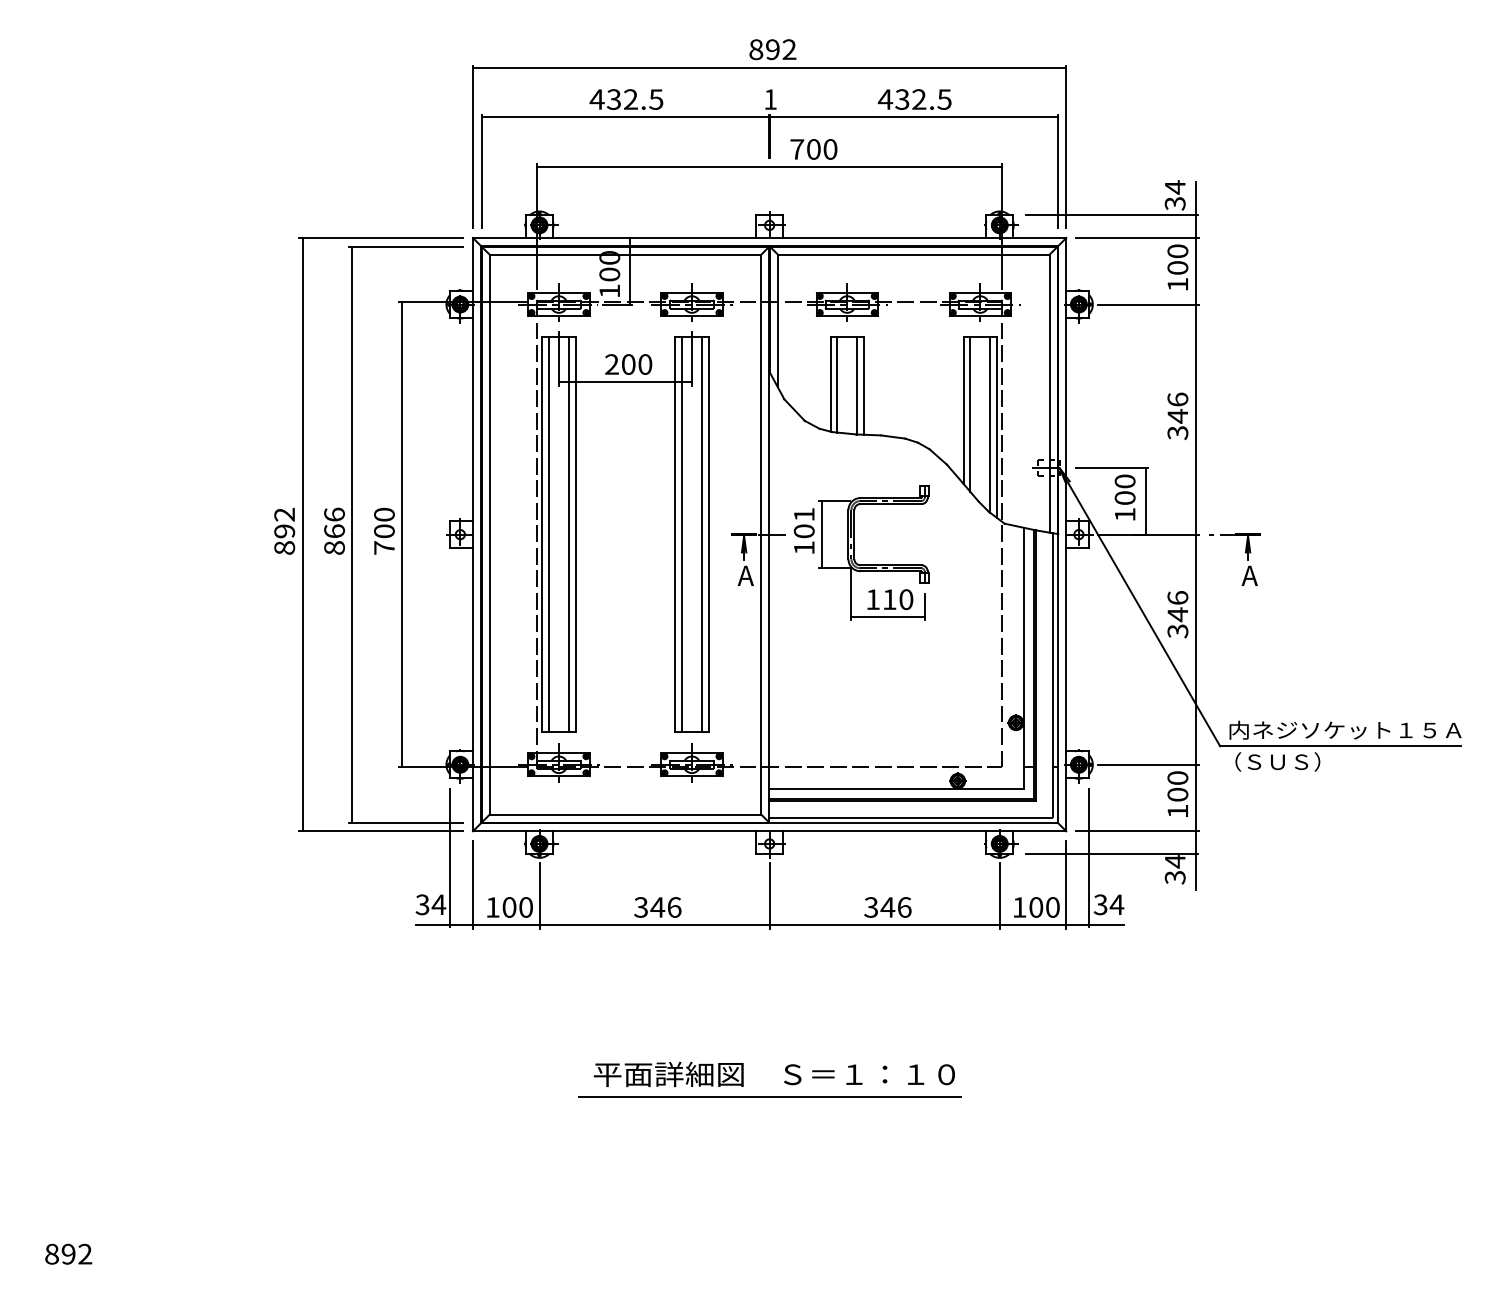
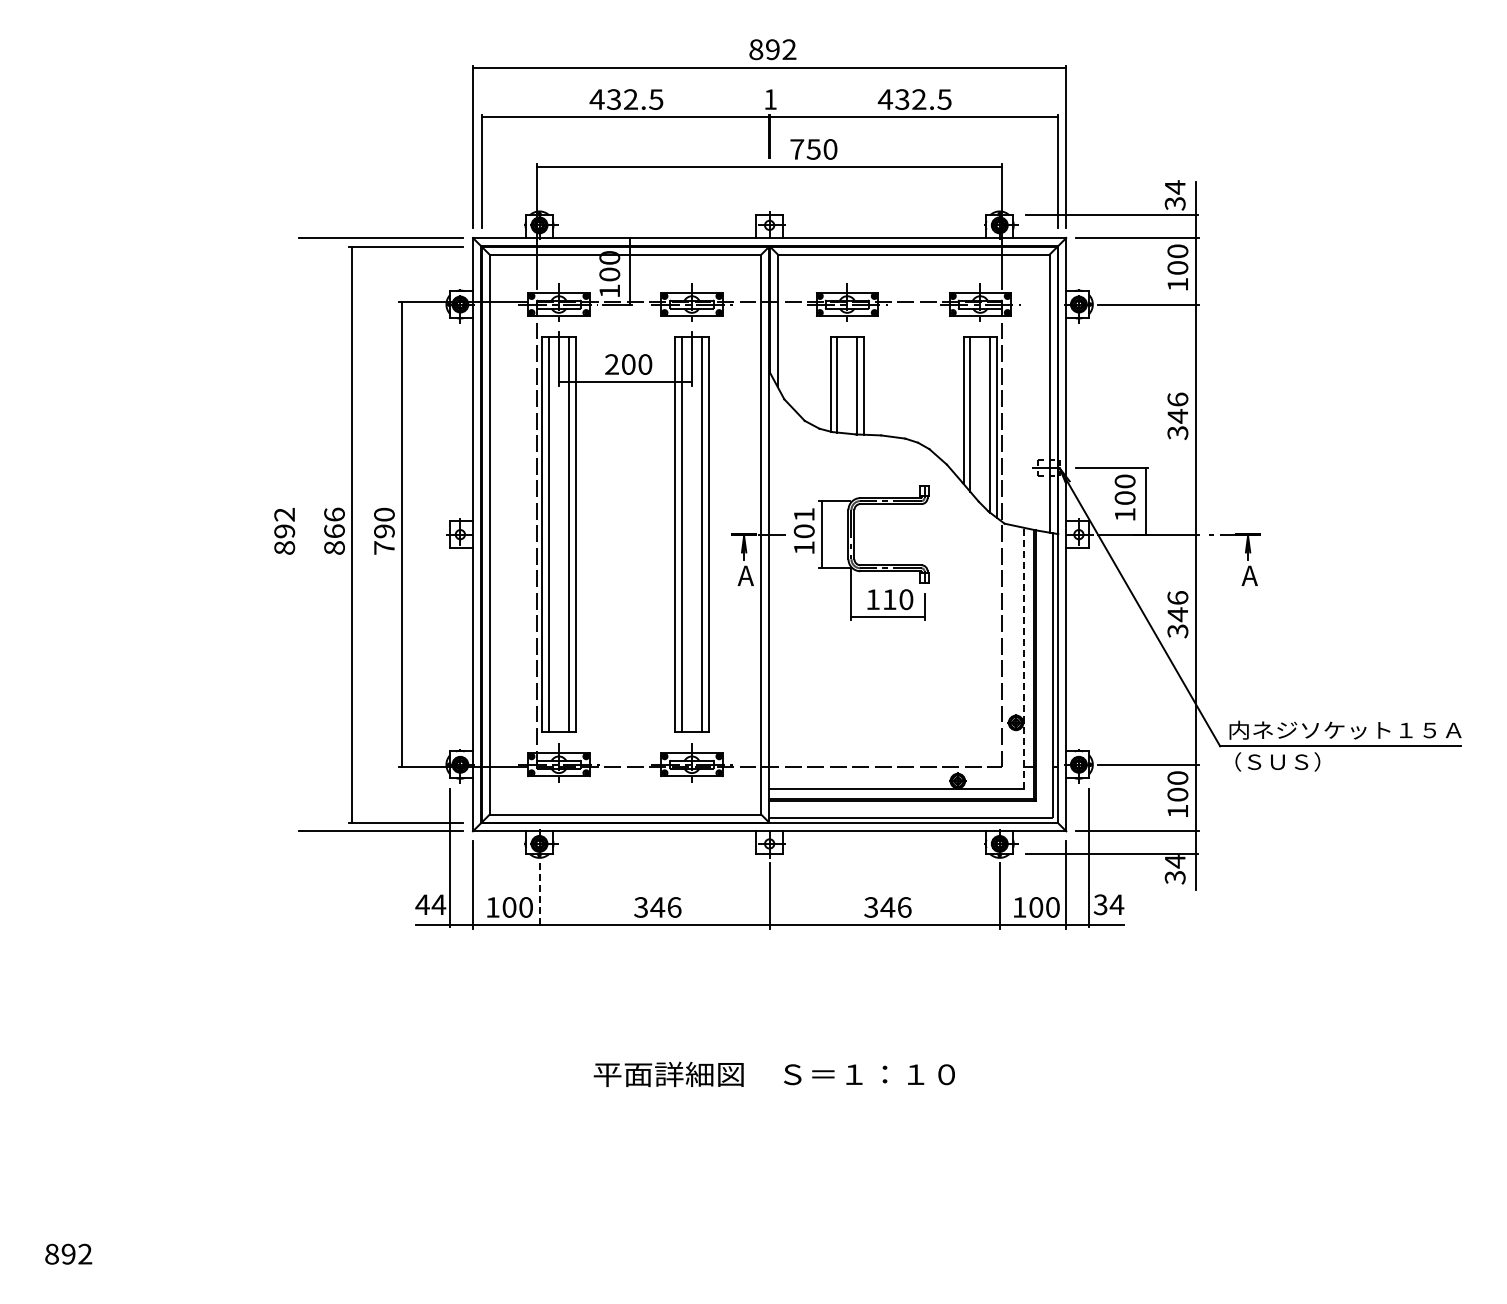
text: 700 -> 750 (813, 149)
text: 700 -> 790 (384, 531)
line: present -> none (302, 534)
line: solid -> dashed (1024, 658)
line: solid -> dashed (539, 895)
text: 34 -> 44 (422, 904)
line: present -> none (769, 1096)
